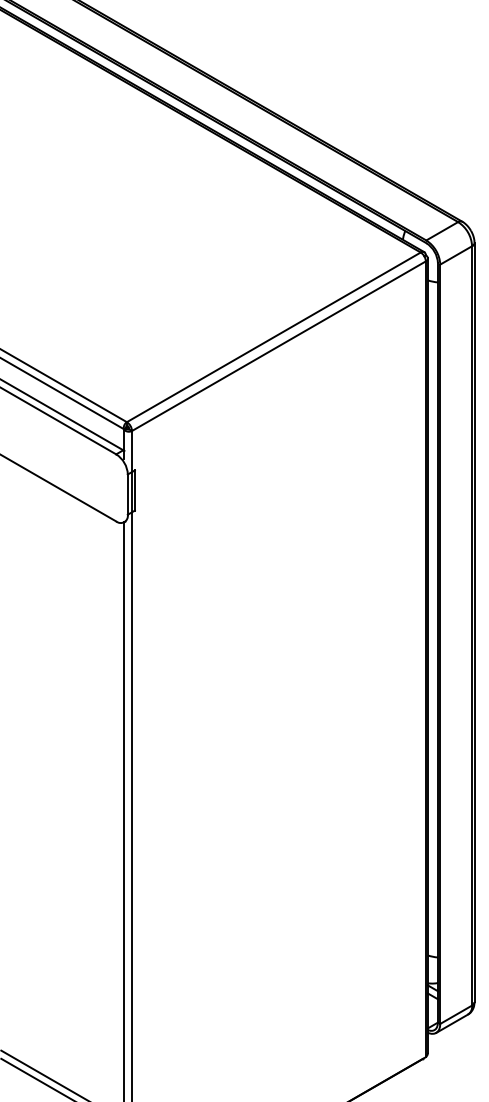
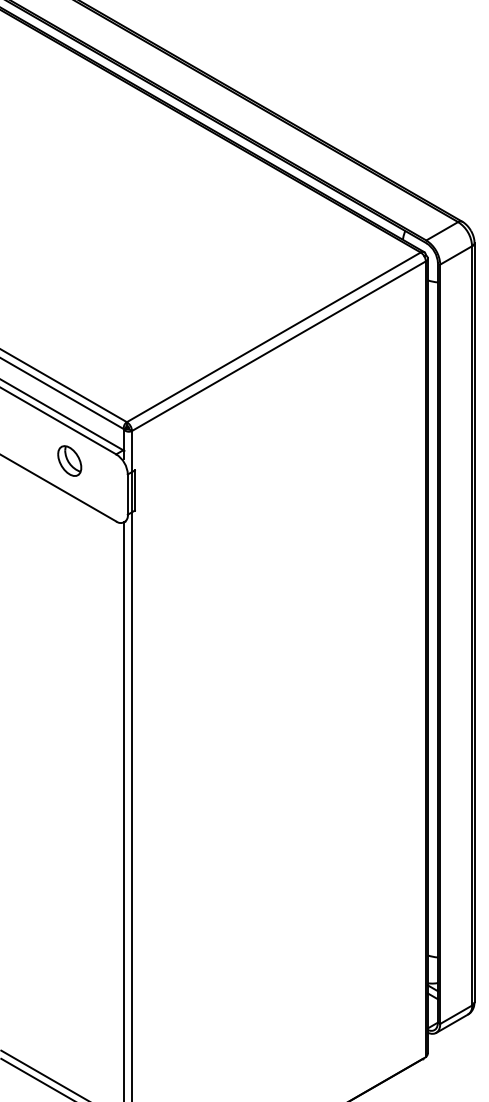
part: none -> present (69, 460)
